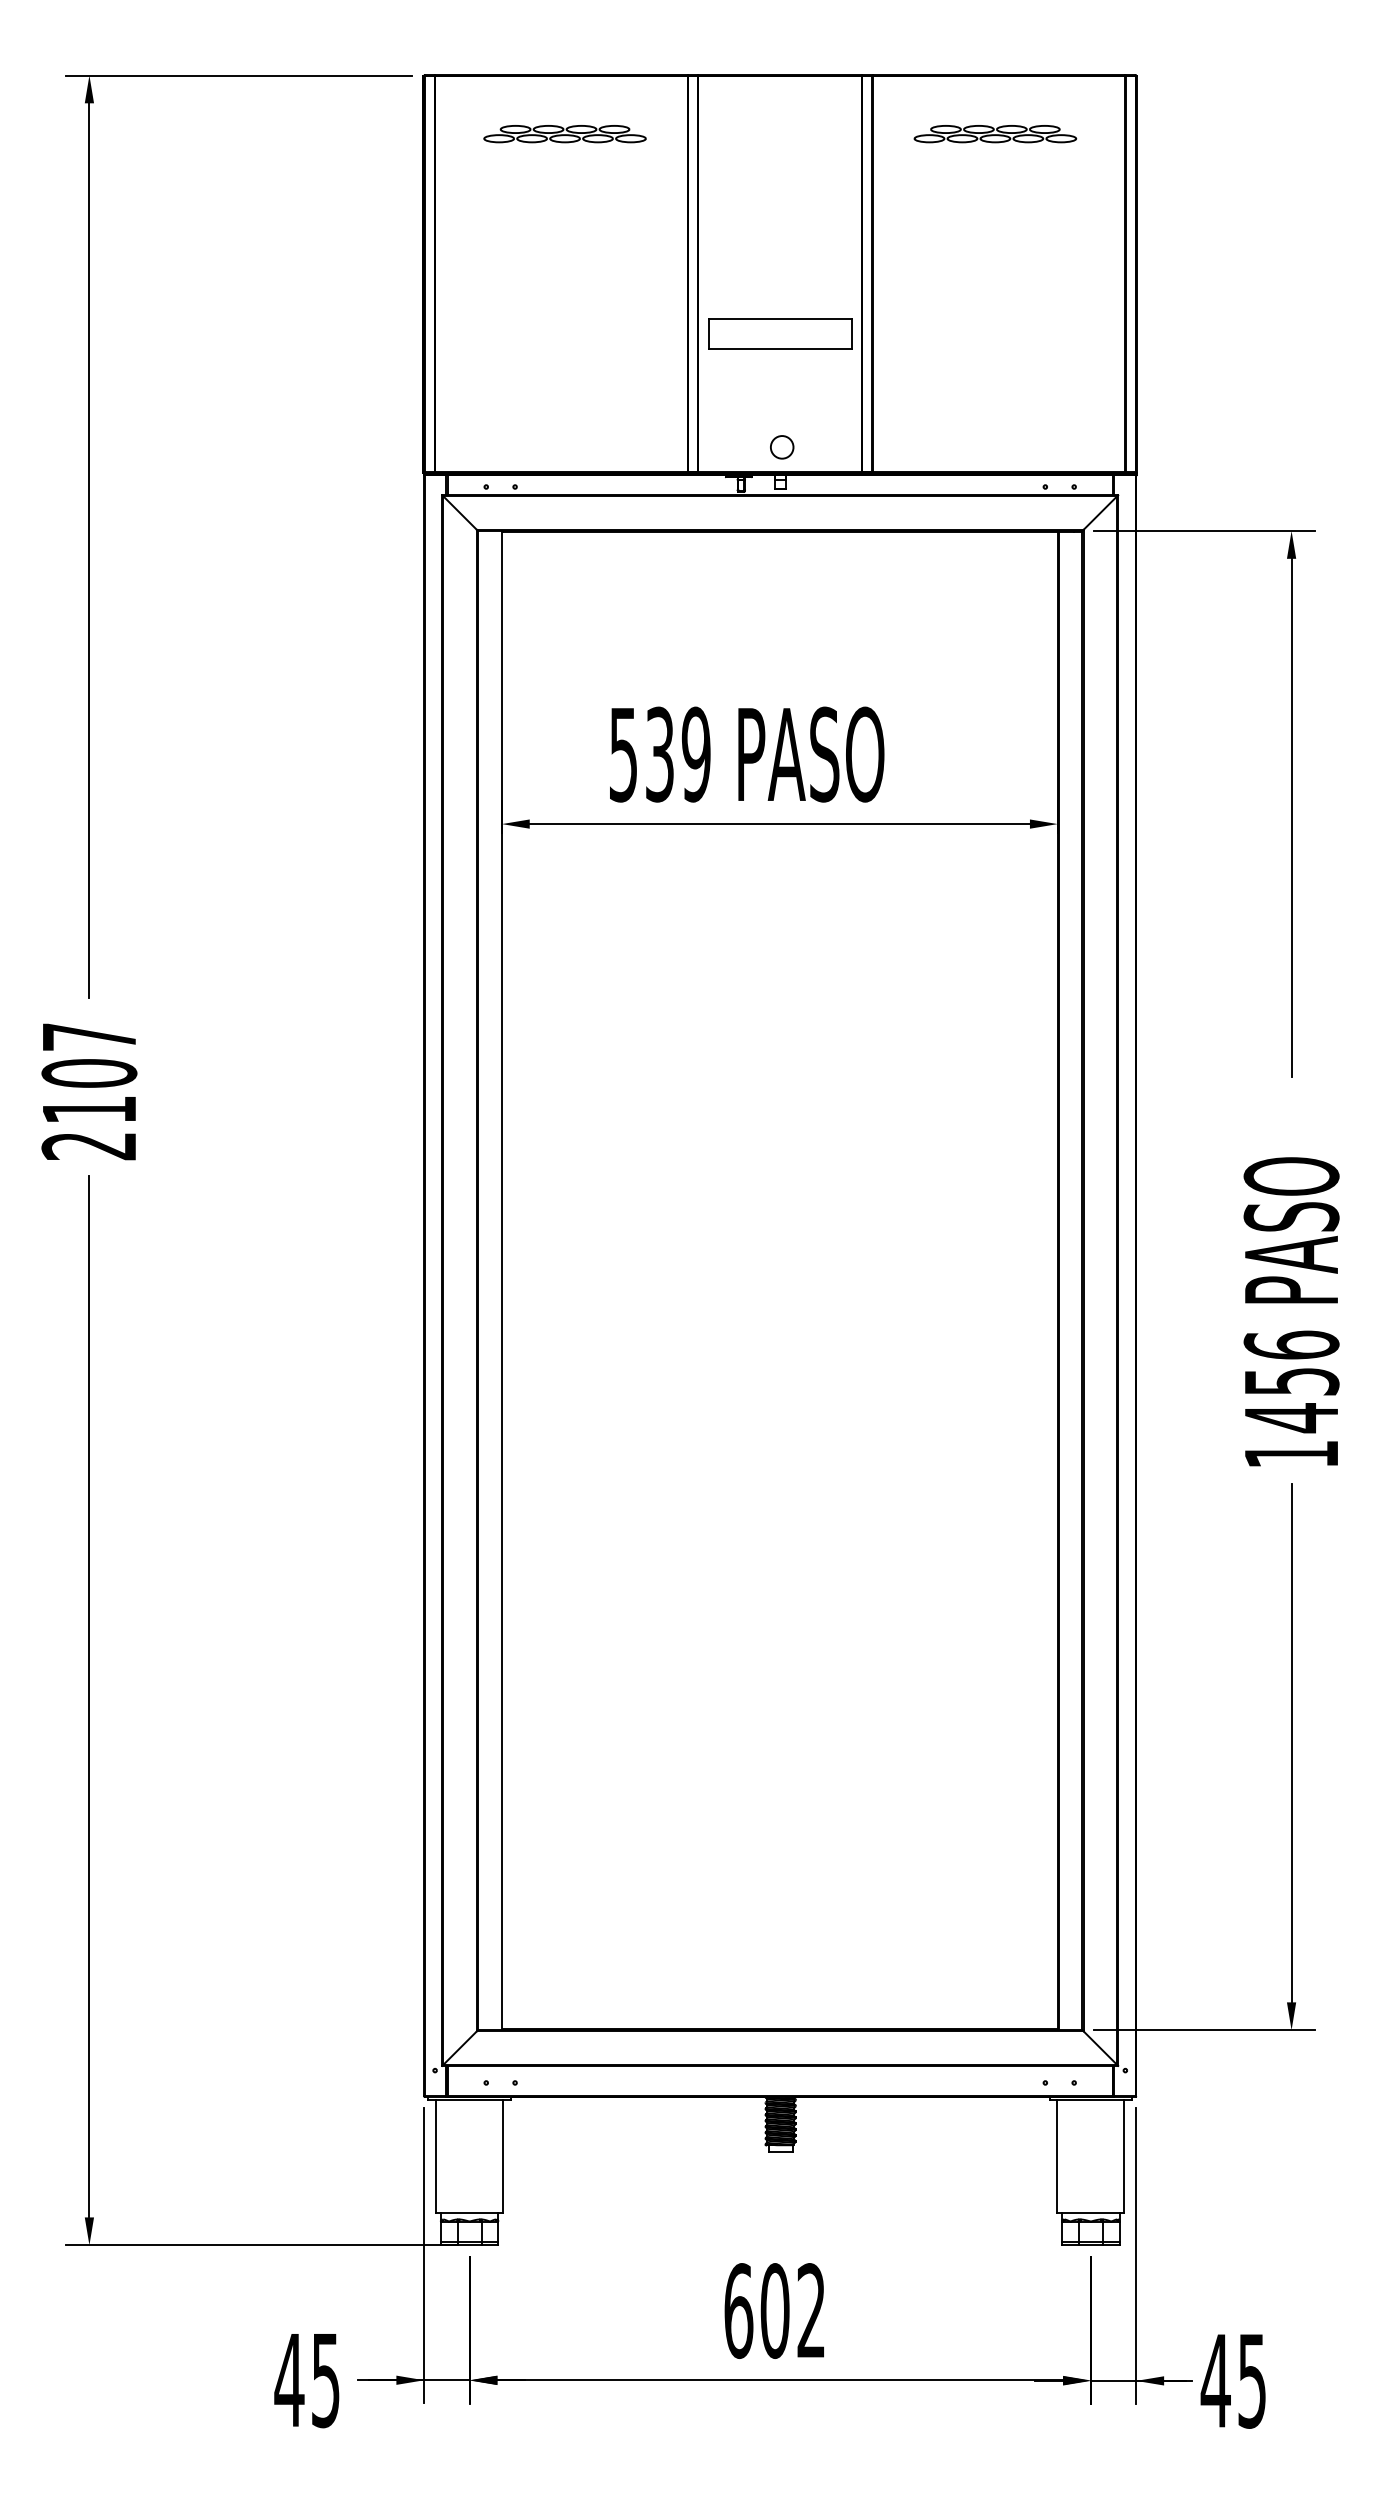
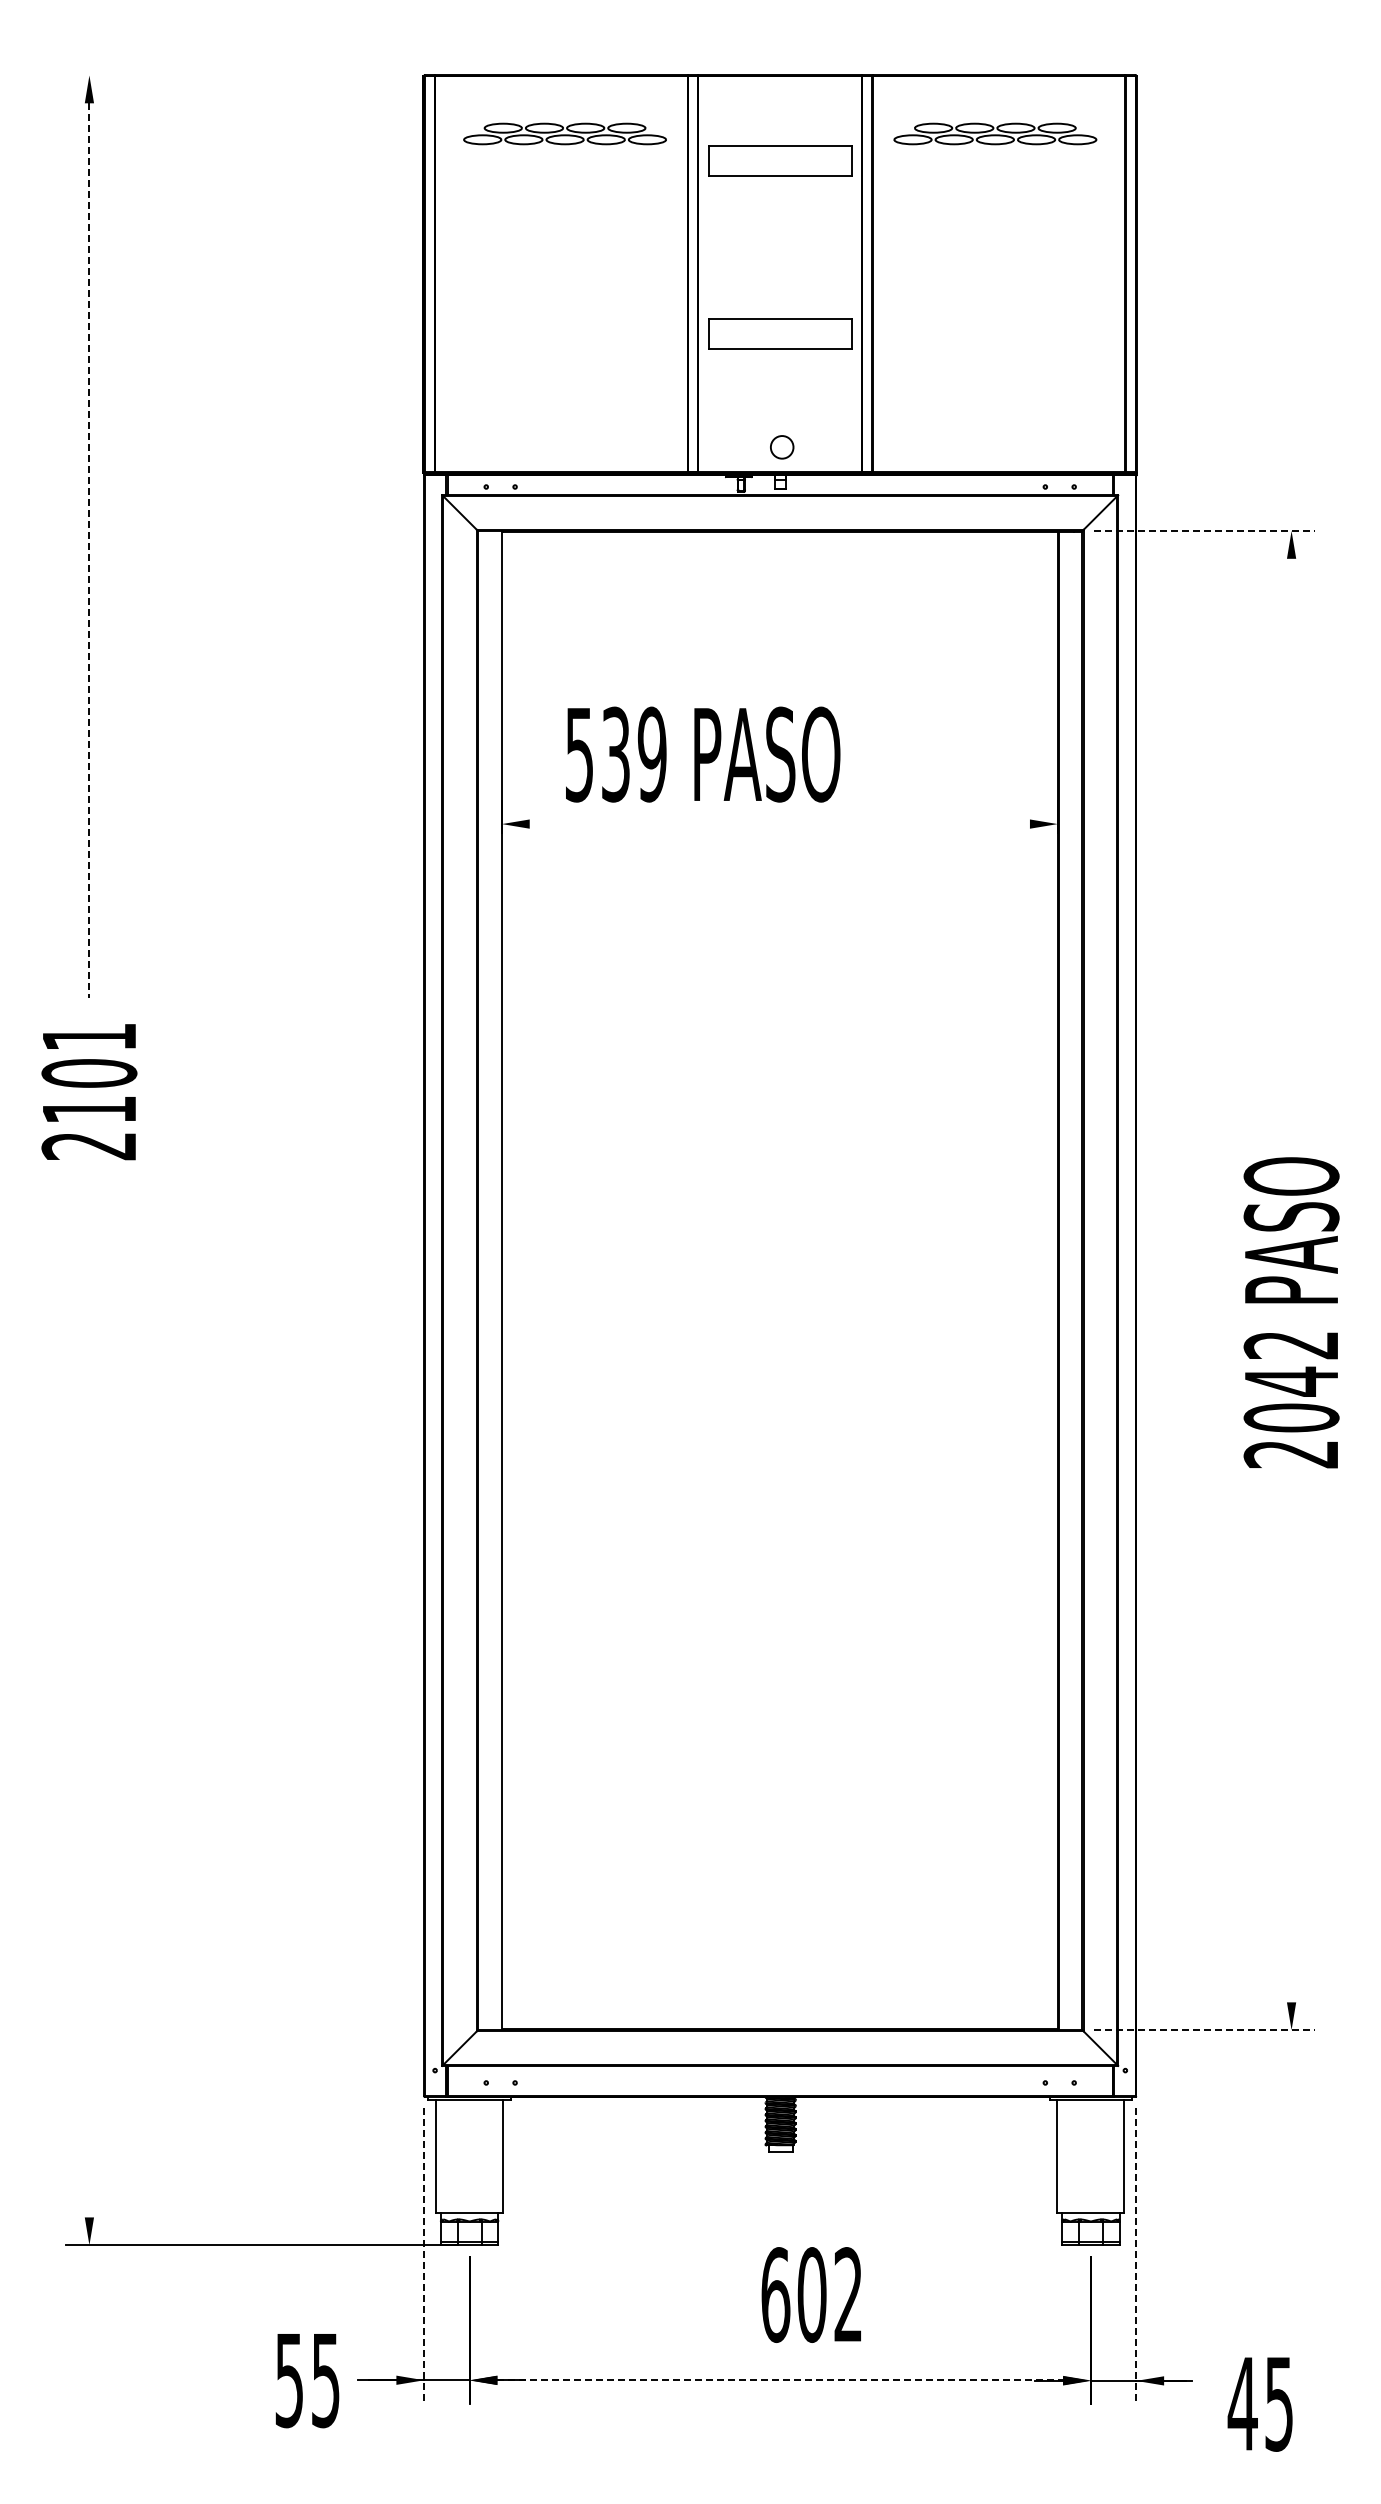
line: present -> none (238, 75)
part size: 164x19 px -> 204x24 px (564, 133)
part size: 165x19 px -> 205x24 px (995, 133)
part: none -> present (780, 160)
line: solid -> dashed (1204, 531)
line: solid -> dashed (89, 550)
text position: (747, 754) -> (703, 754) (703, 754)
line: present -> none (1291, 817)
line: present -> none (779, 824)
text: 2107 -> 2101 (89, 1036)
text: 1456 -> 2042 (1291, 1399)
line: present -> none (89, 1696)
line: present -> none (1291, 1743)
line: solid -> dashed (1204, 2030)
line: solid -> dashed (424, 2255)
line: solid -> dashed (1136, 2256)
text position: (773, 2310) -> (810, 2294) (810, 2294)
line: solid -> dashed (780, 2380)
text: 45 -> 55 (289, 2381)
text position: (1232, 2381) -> (1259, 2404) (1259, 2404)
